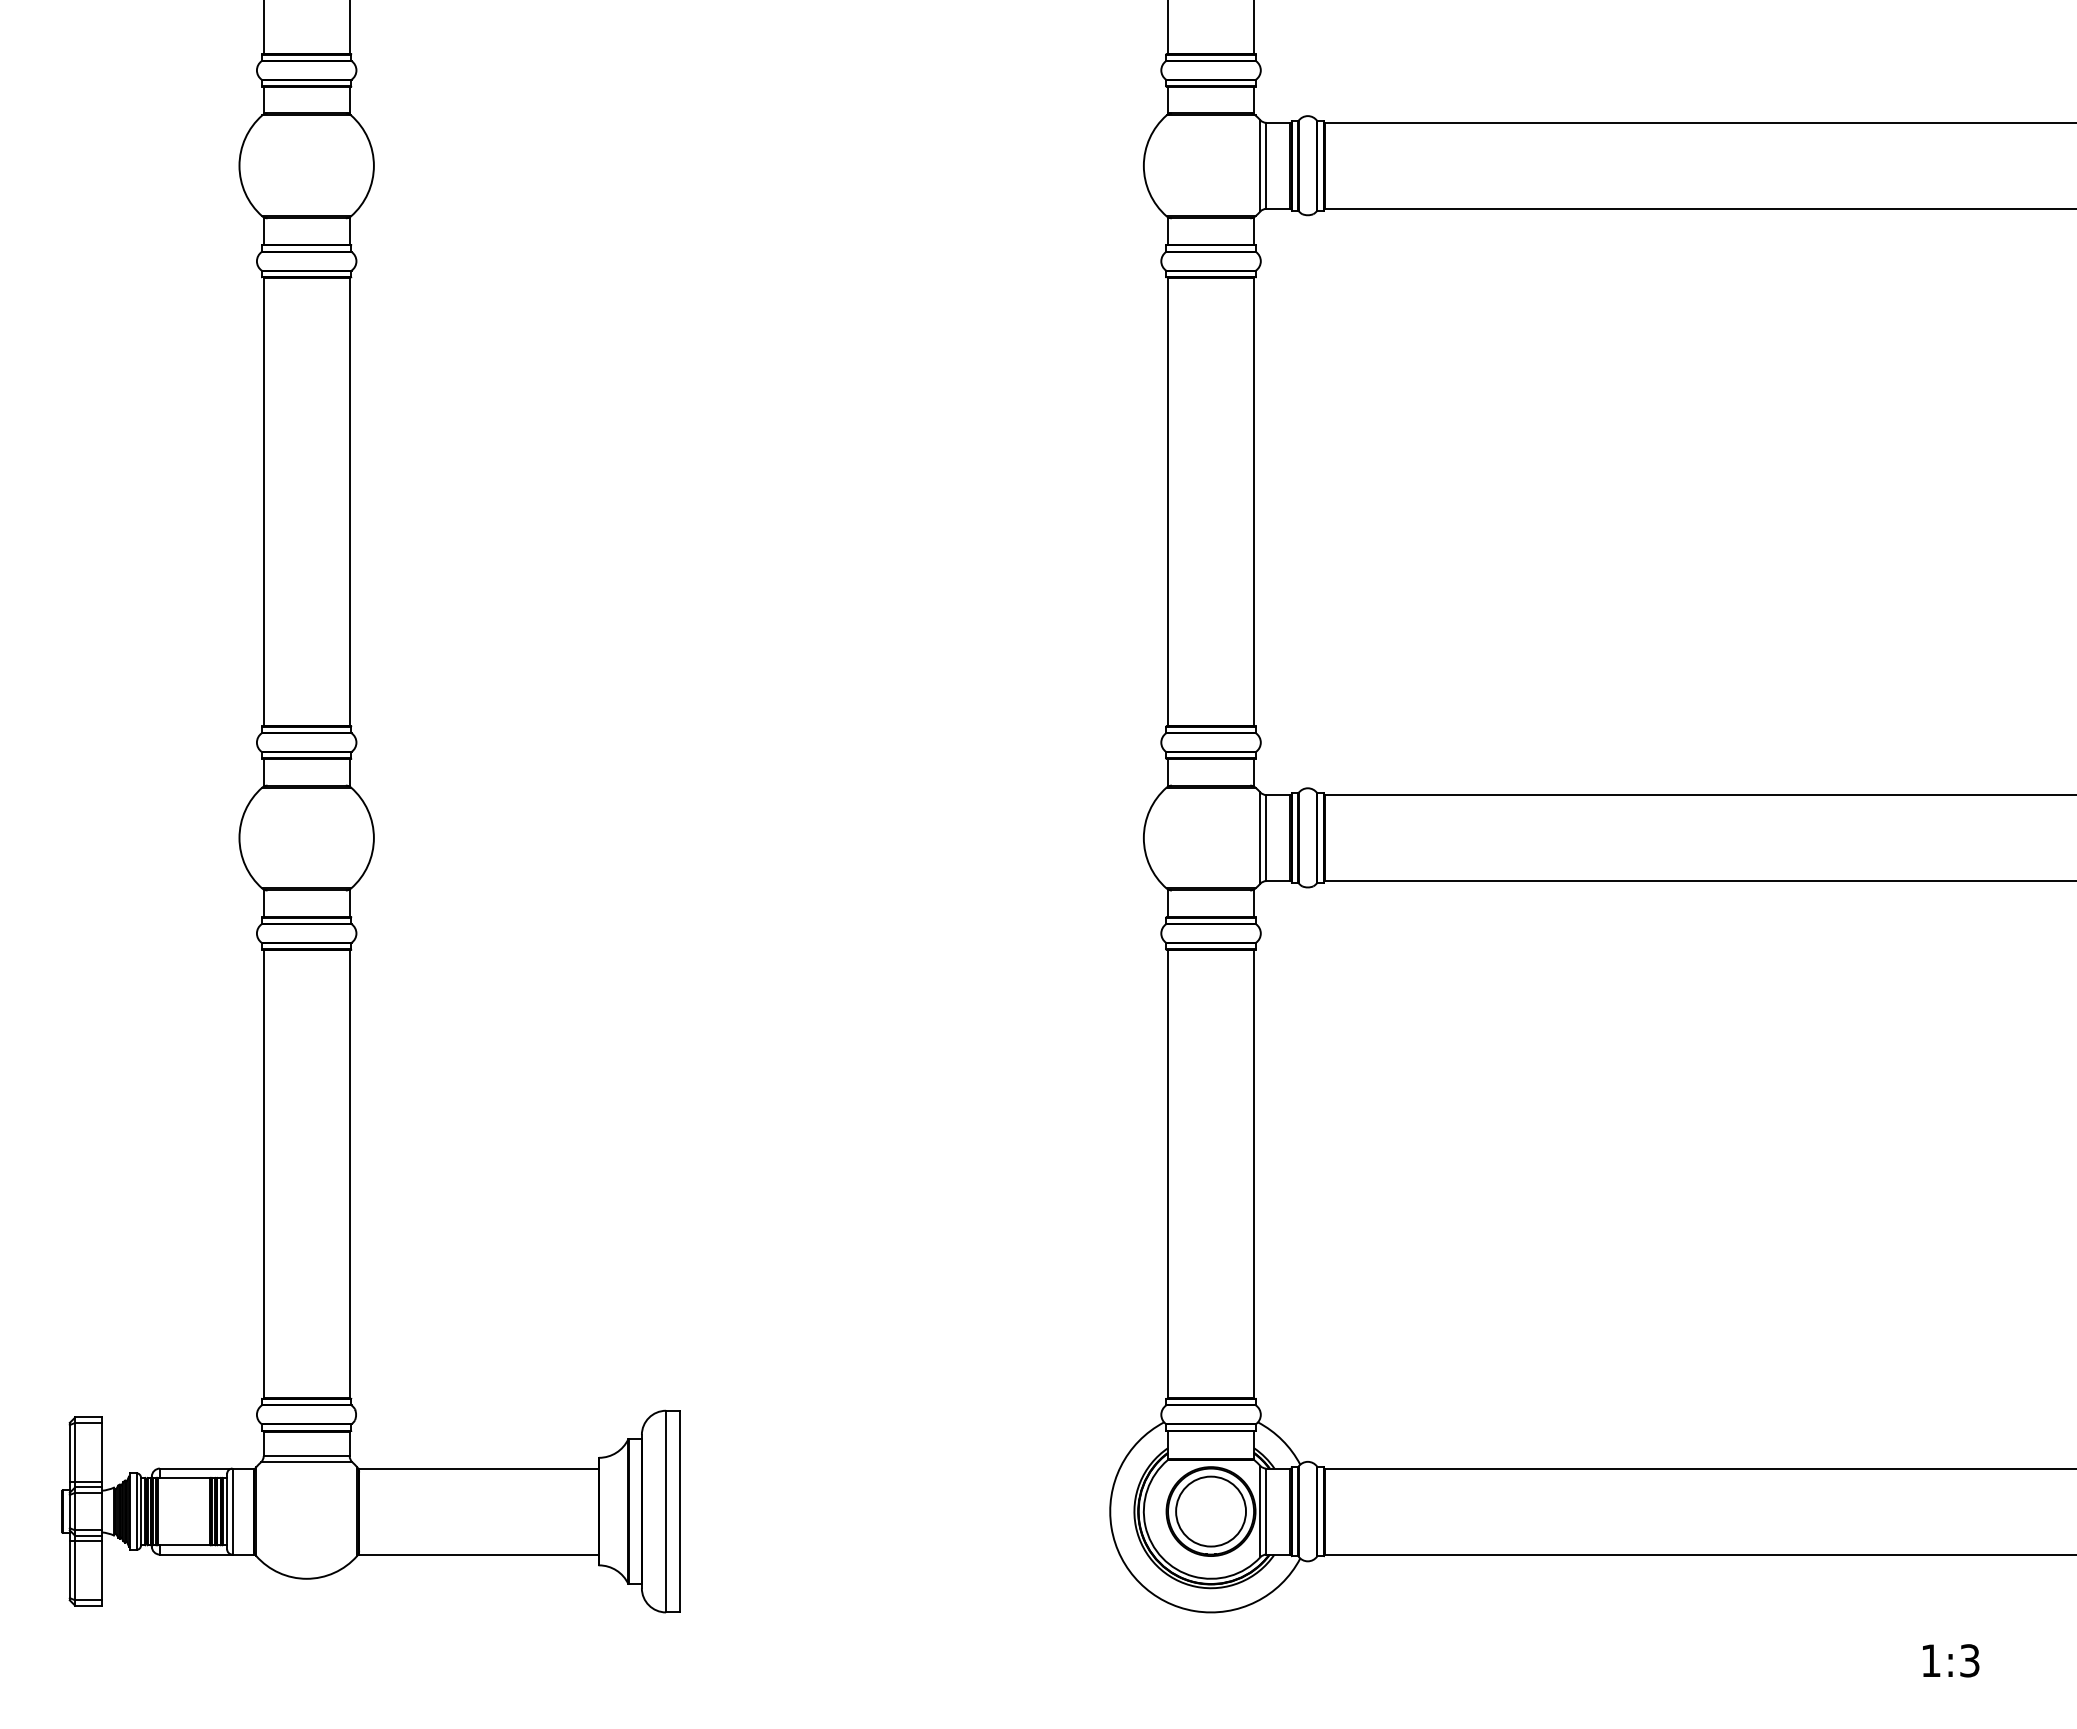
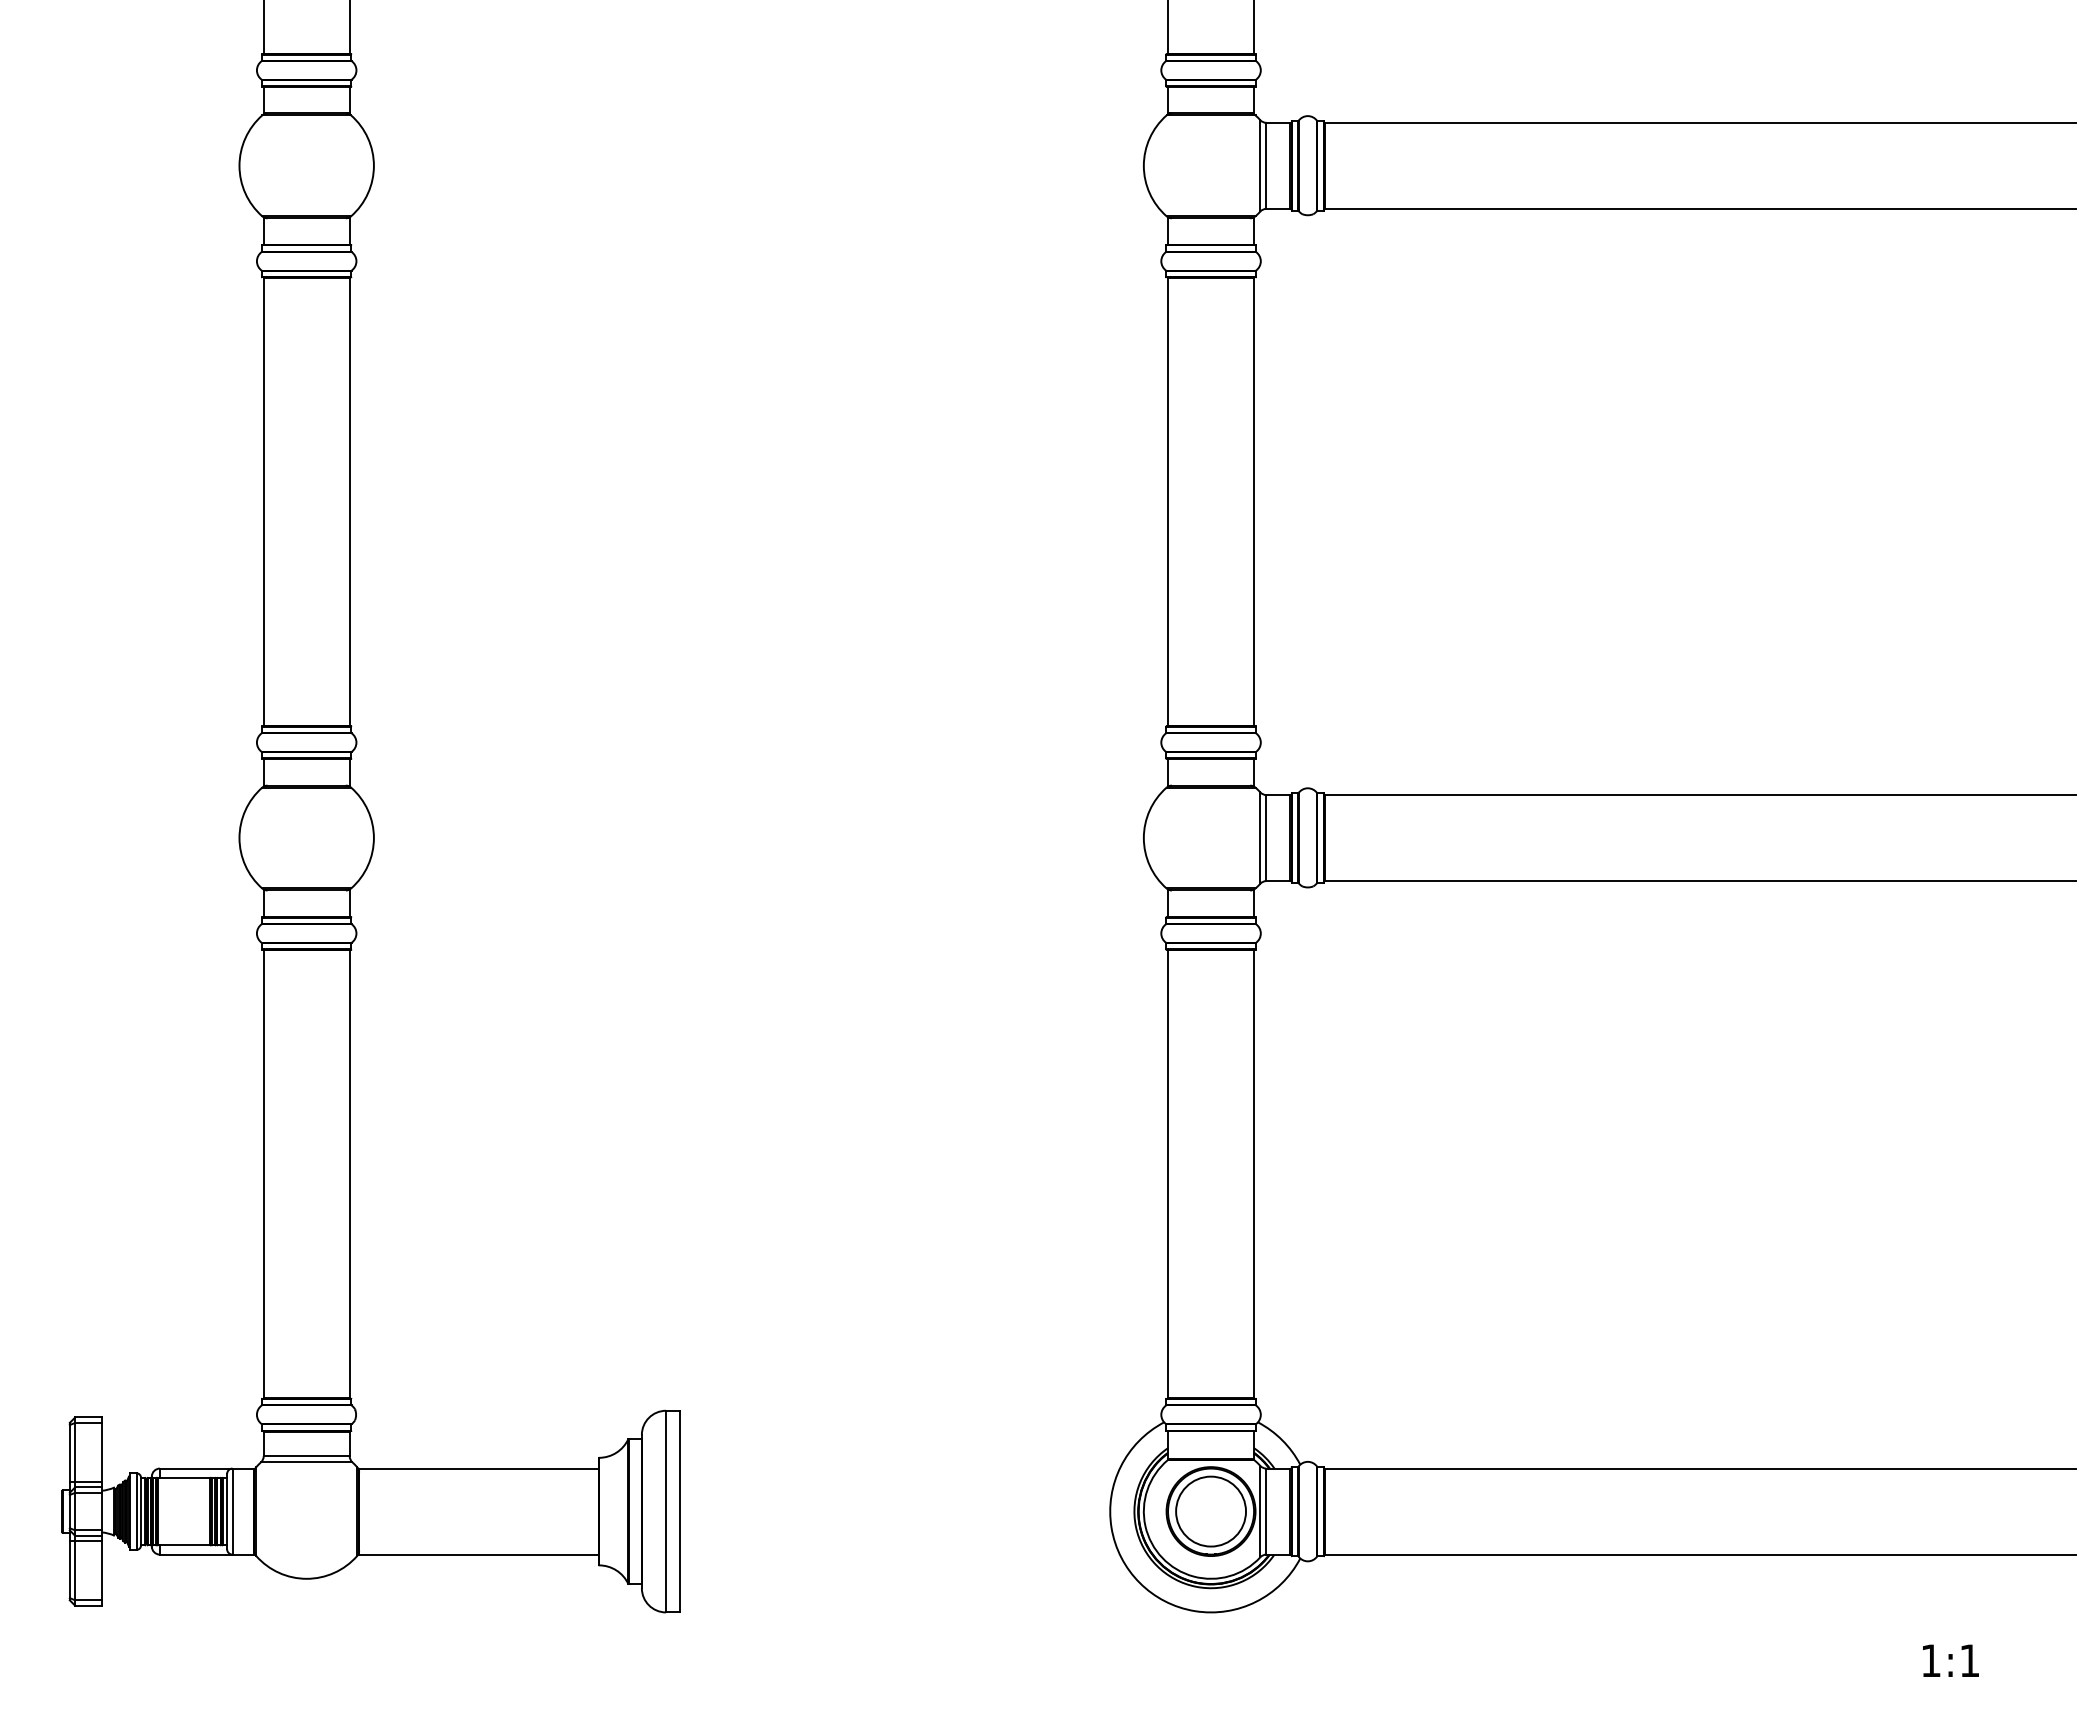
text: 1:3 -> 1:1 (1969, 1660)
